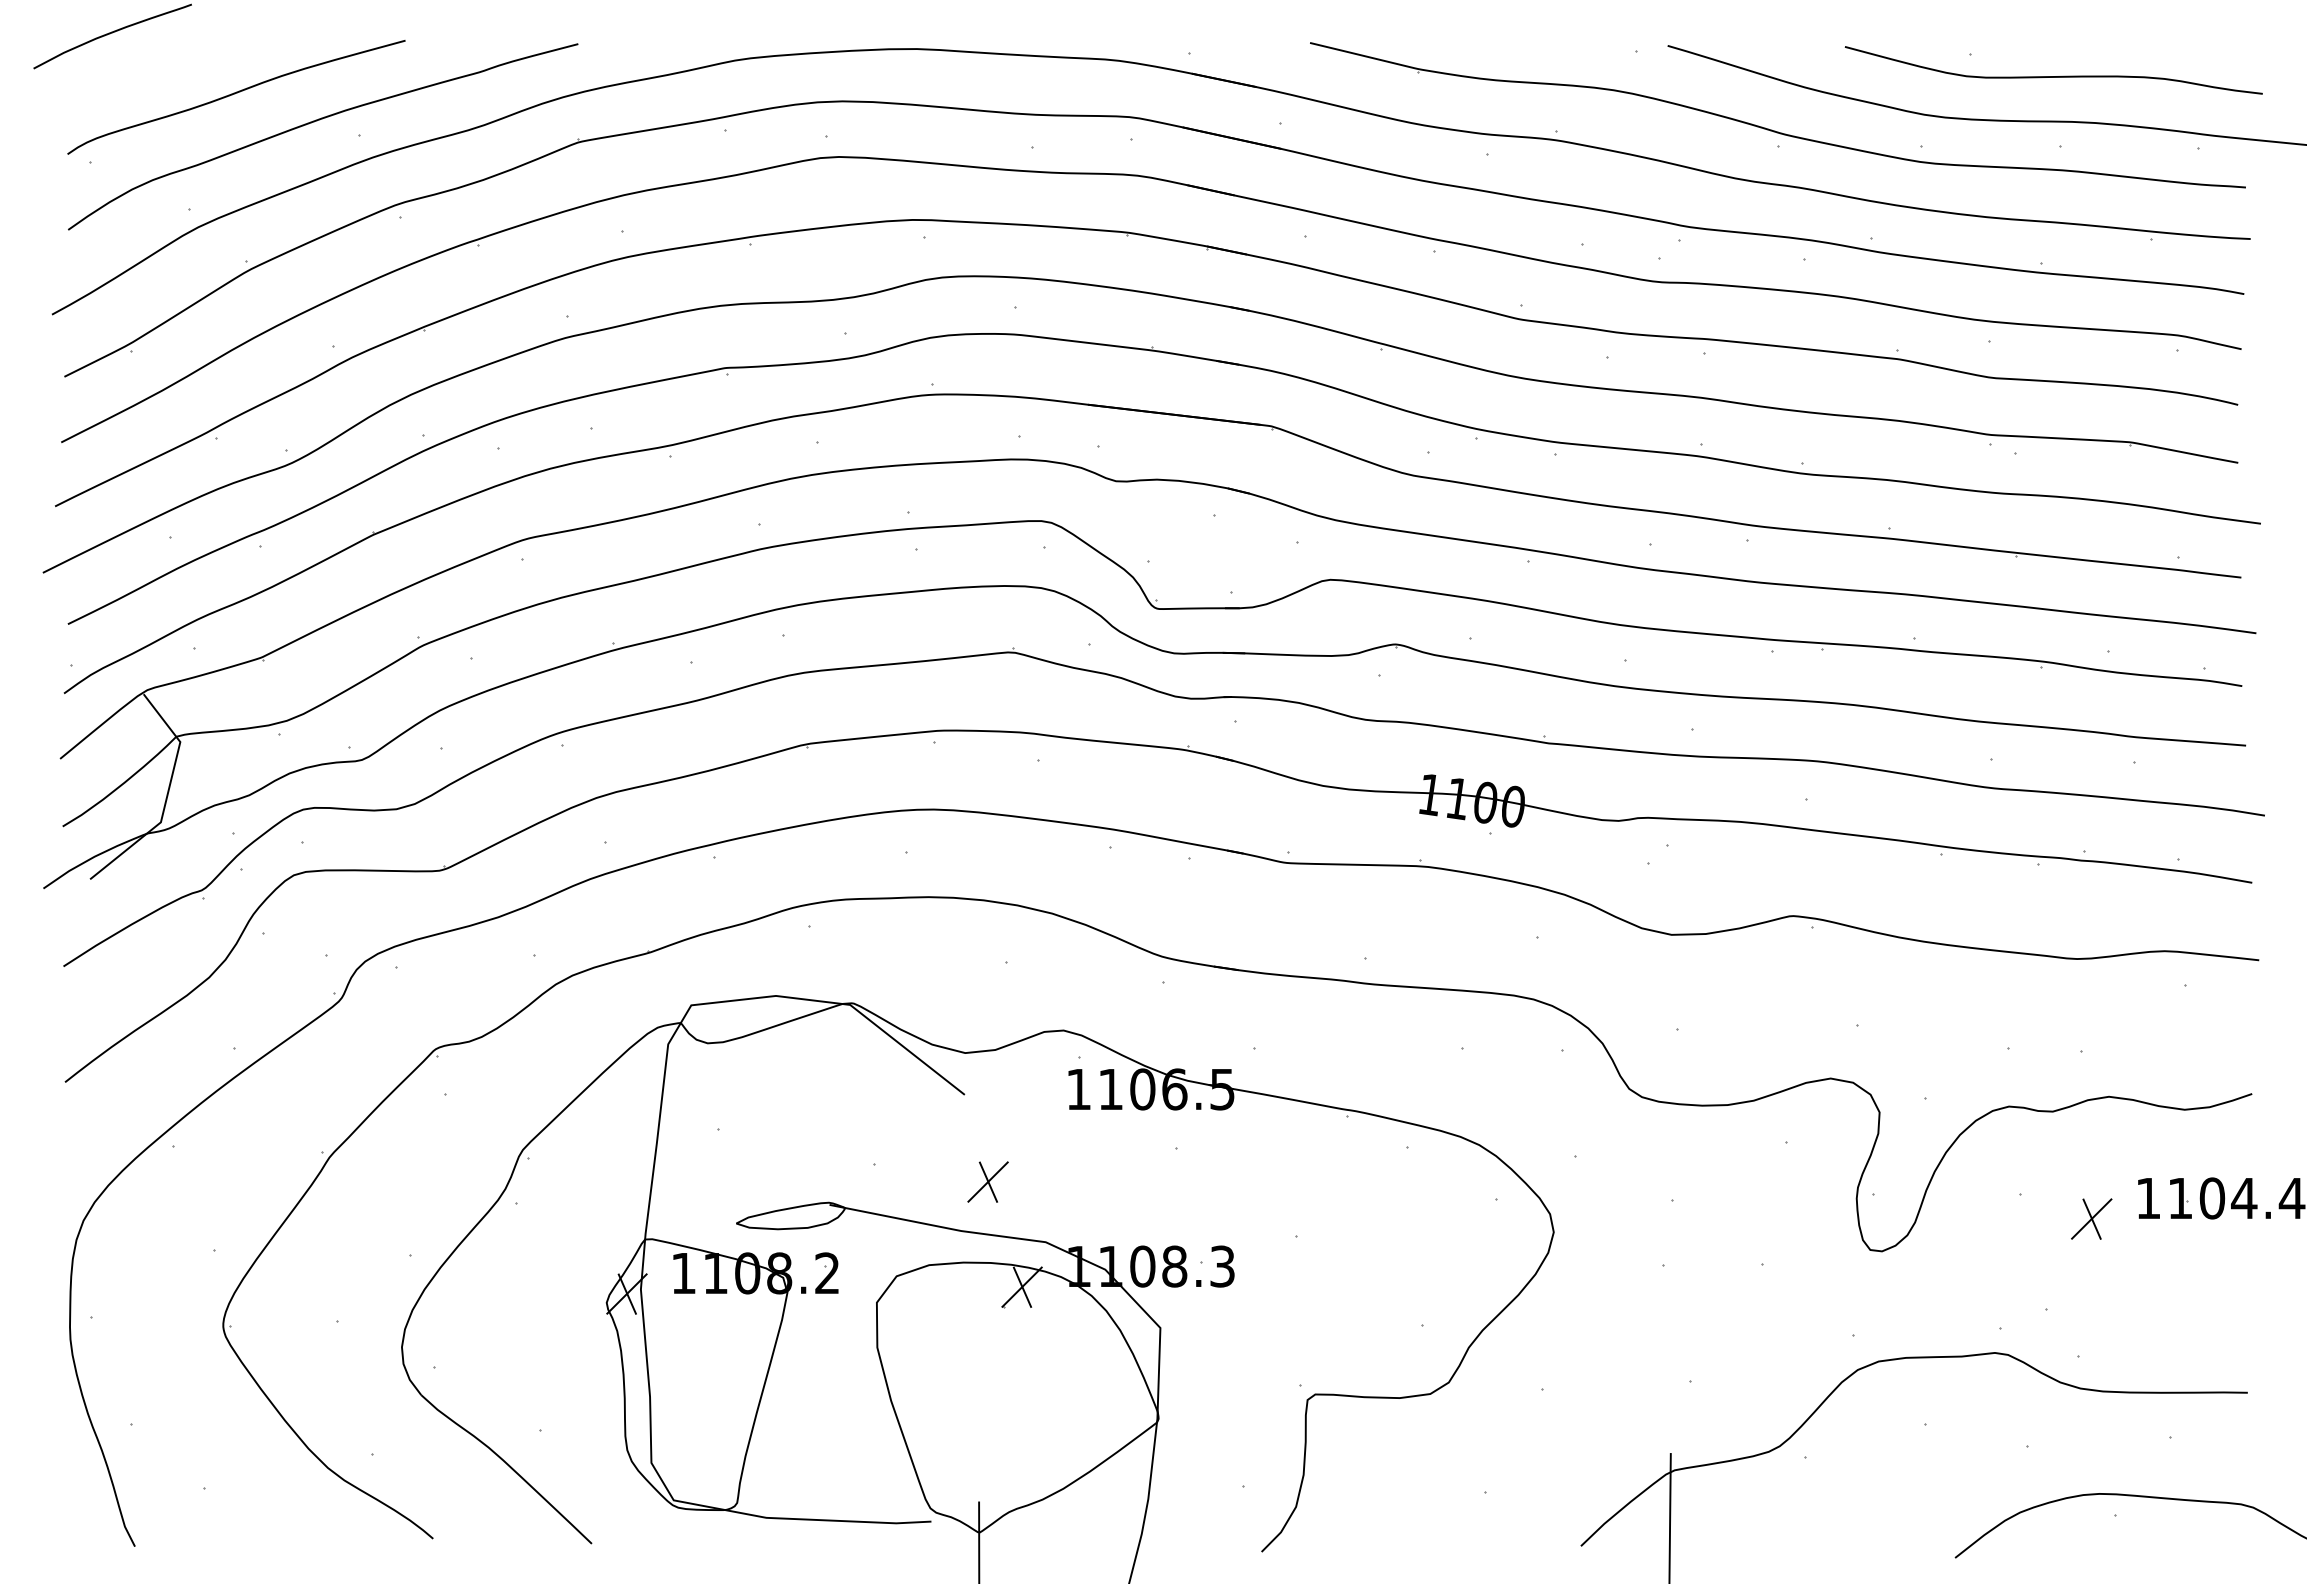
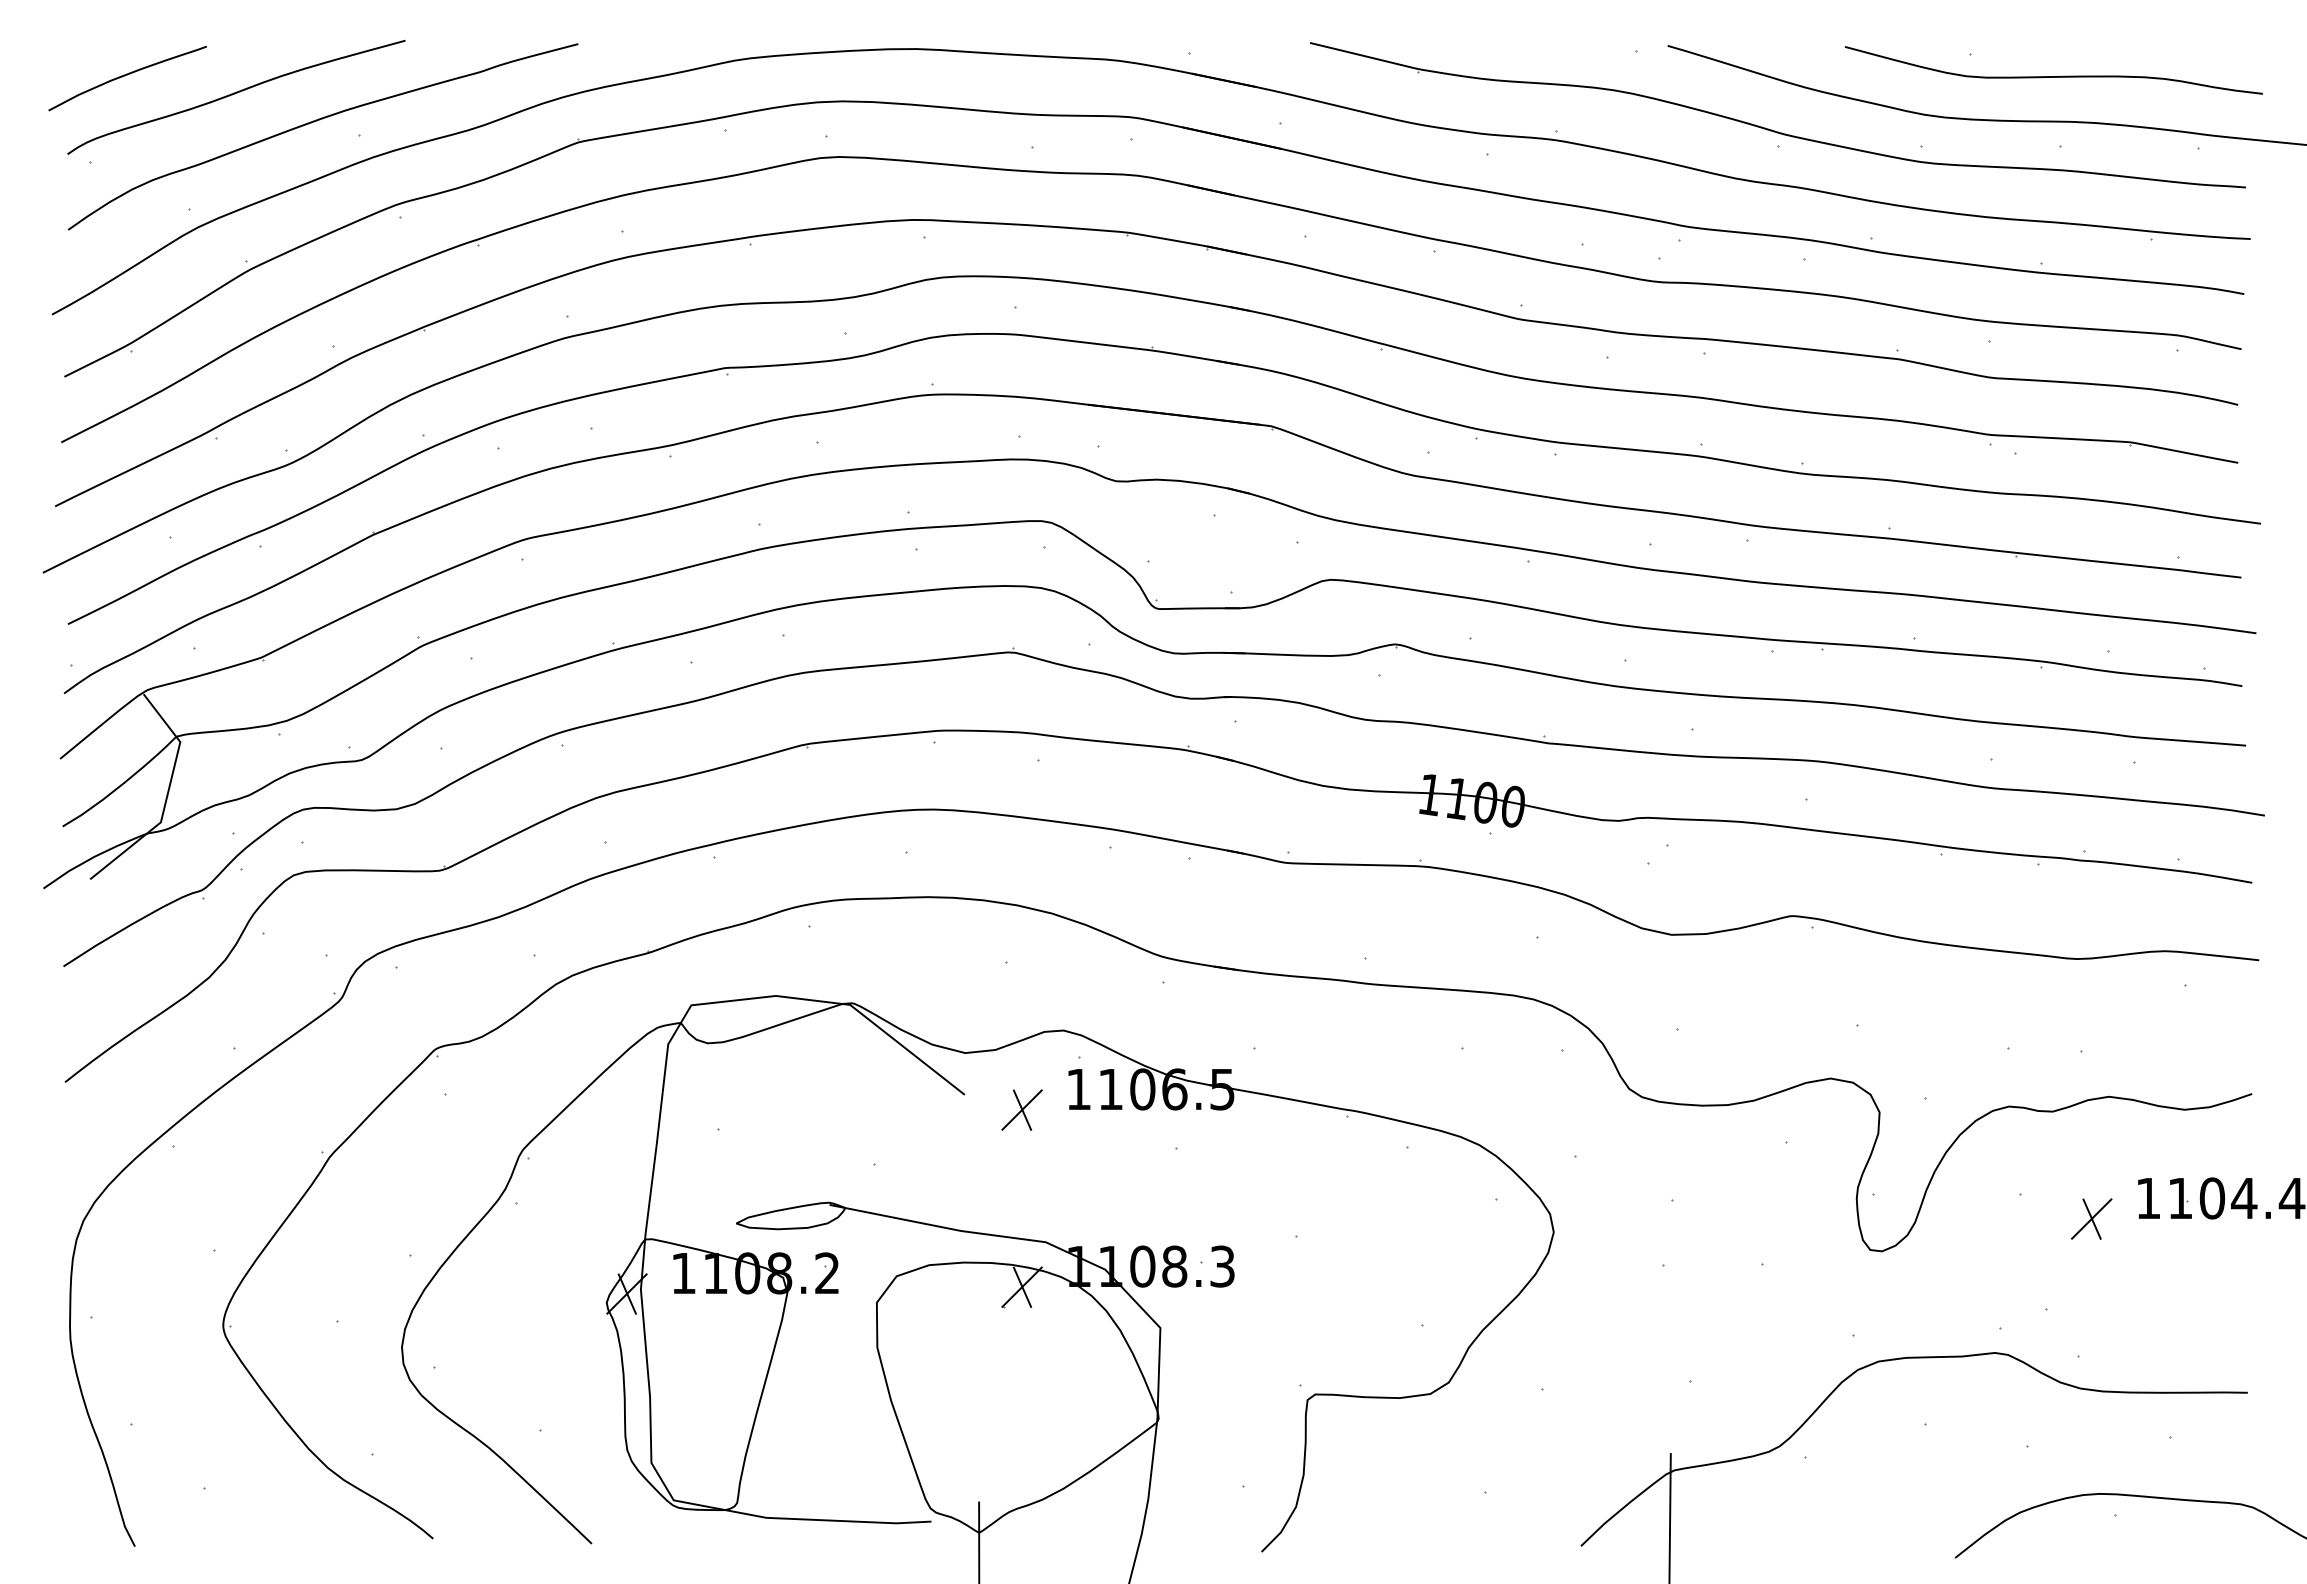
curve position: (110, 34) -> (125, 76) (125, 76)
part position: (987, 1181) -> (1021, 1109) (1021, 1109)
